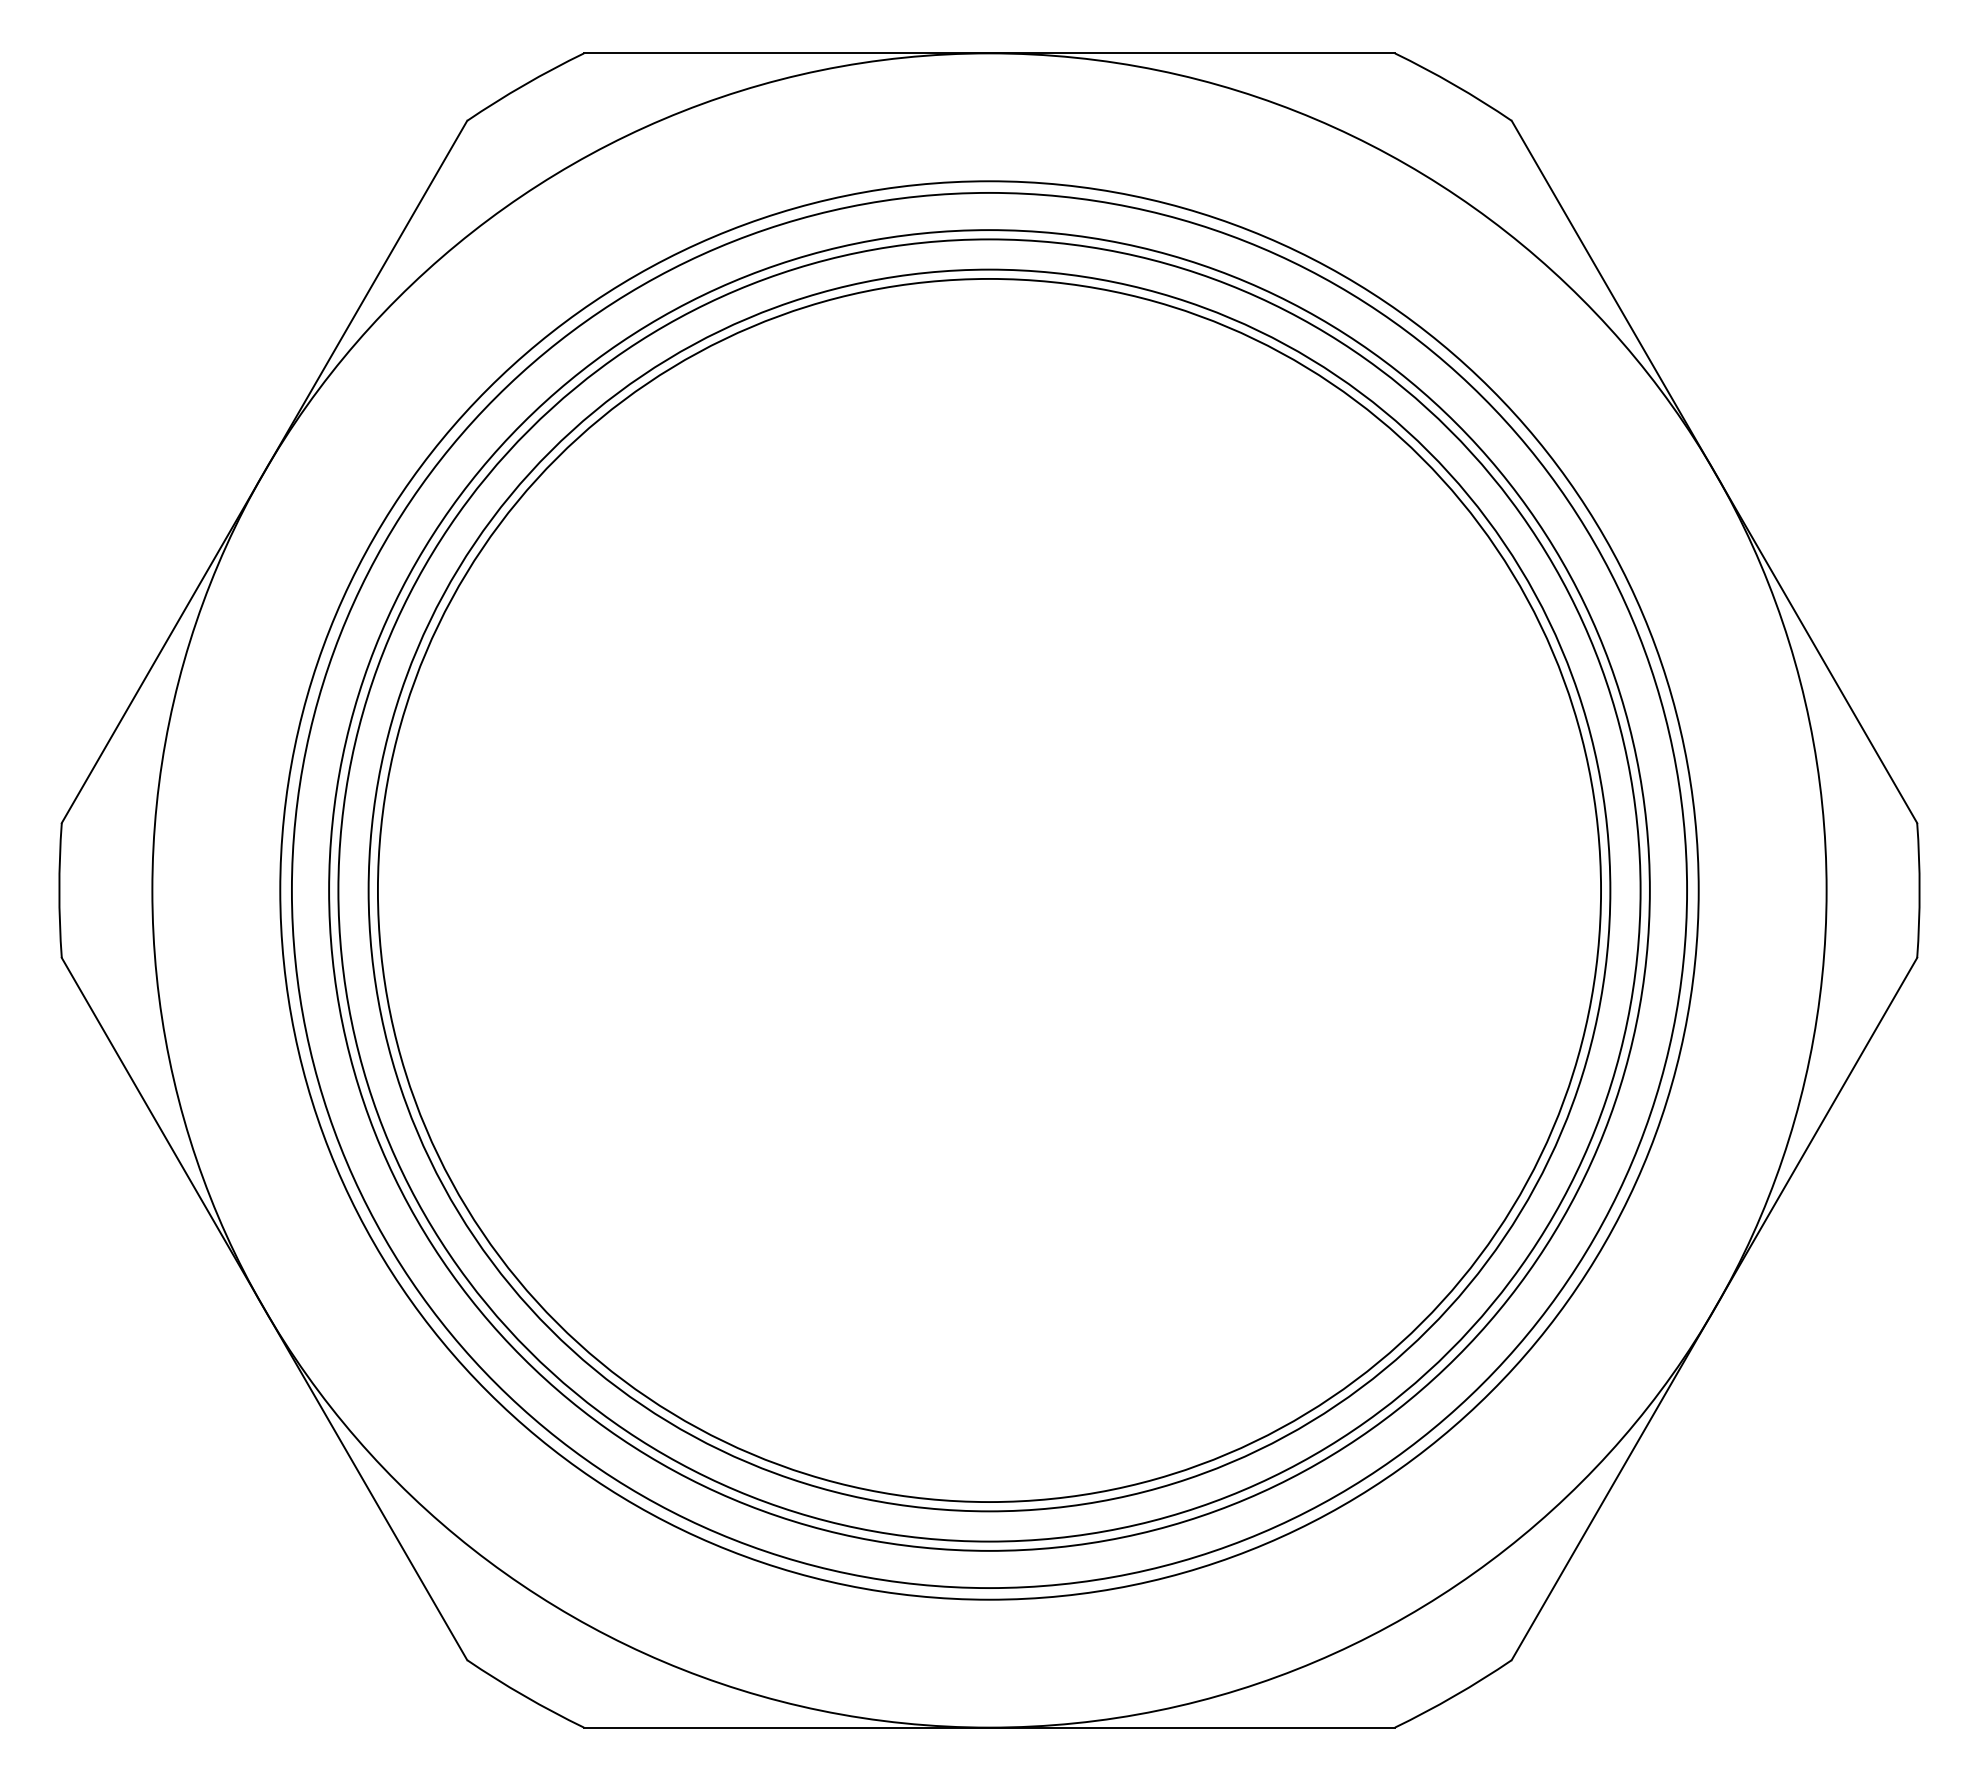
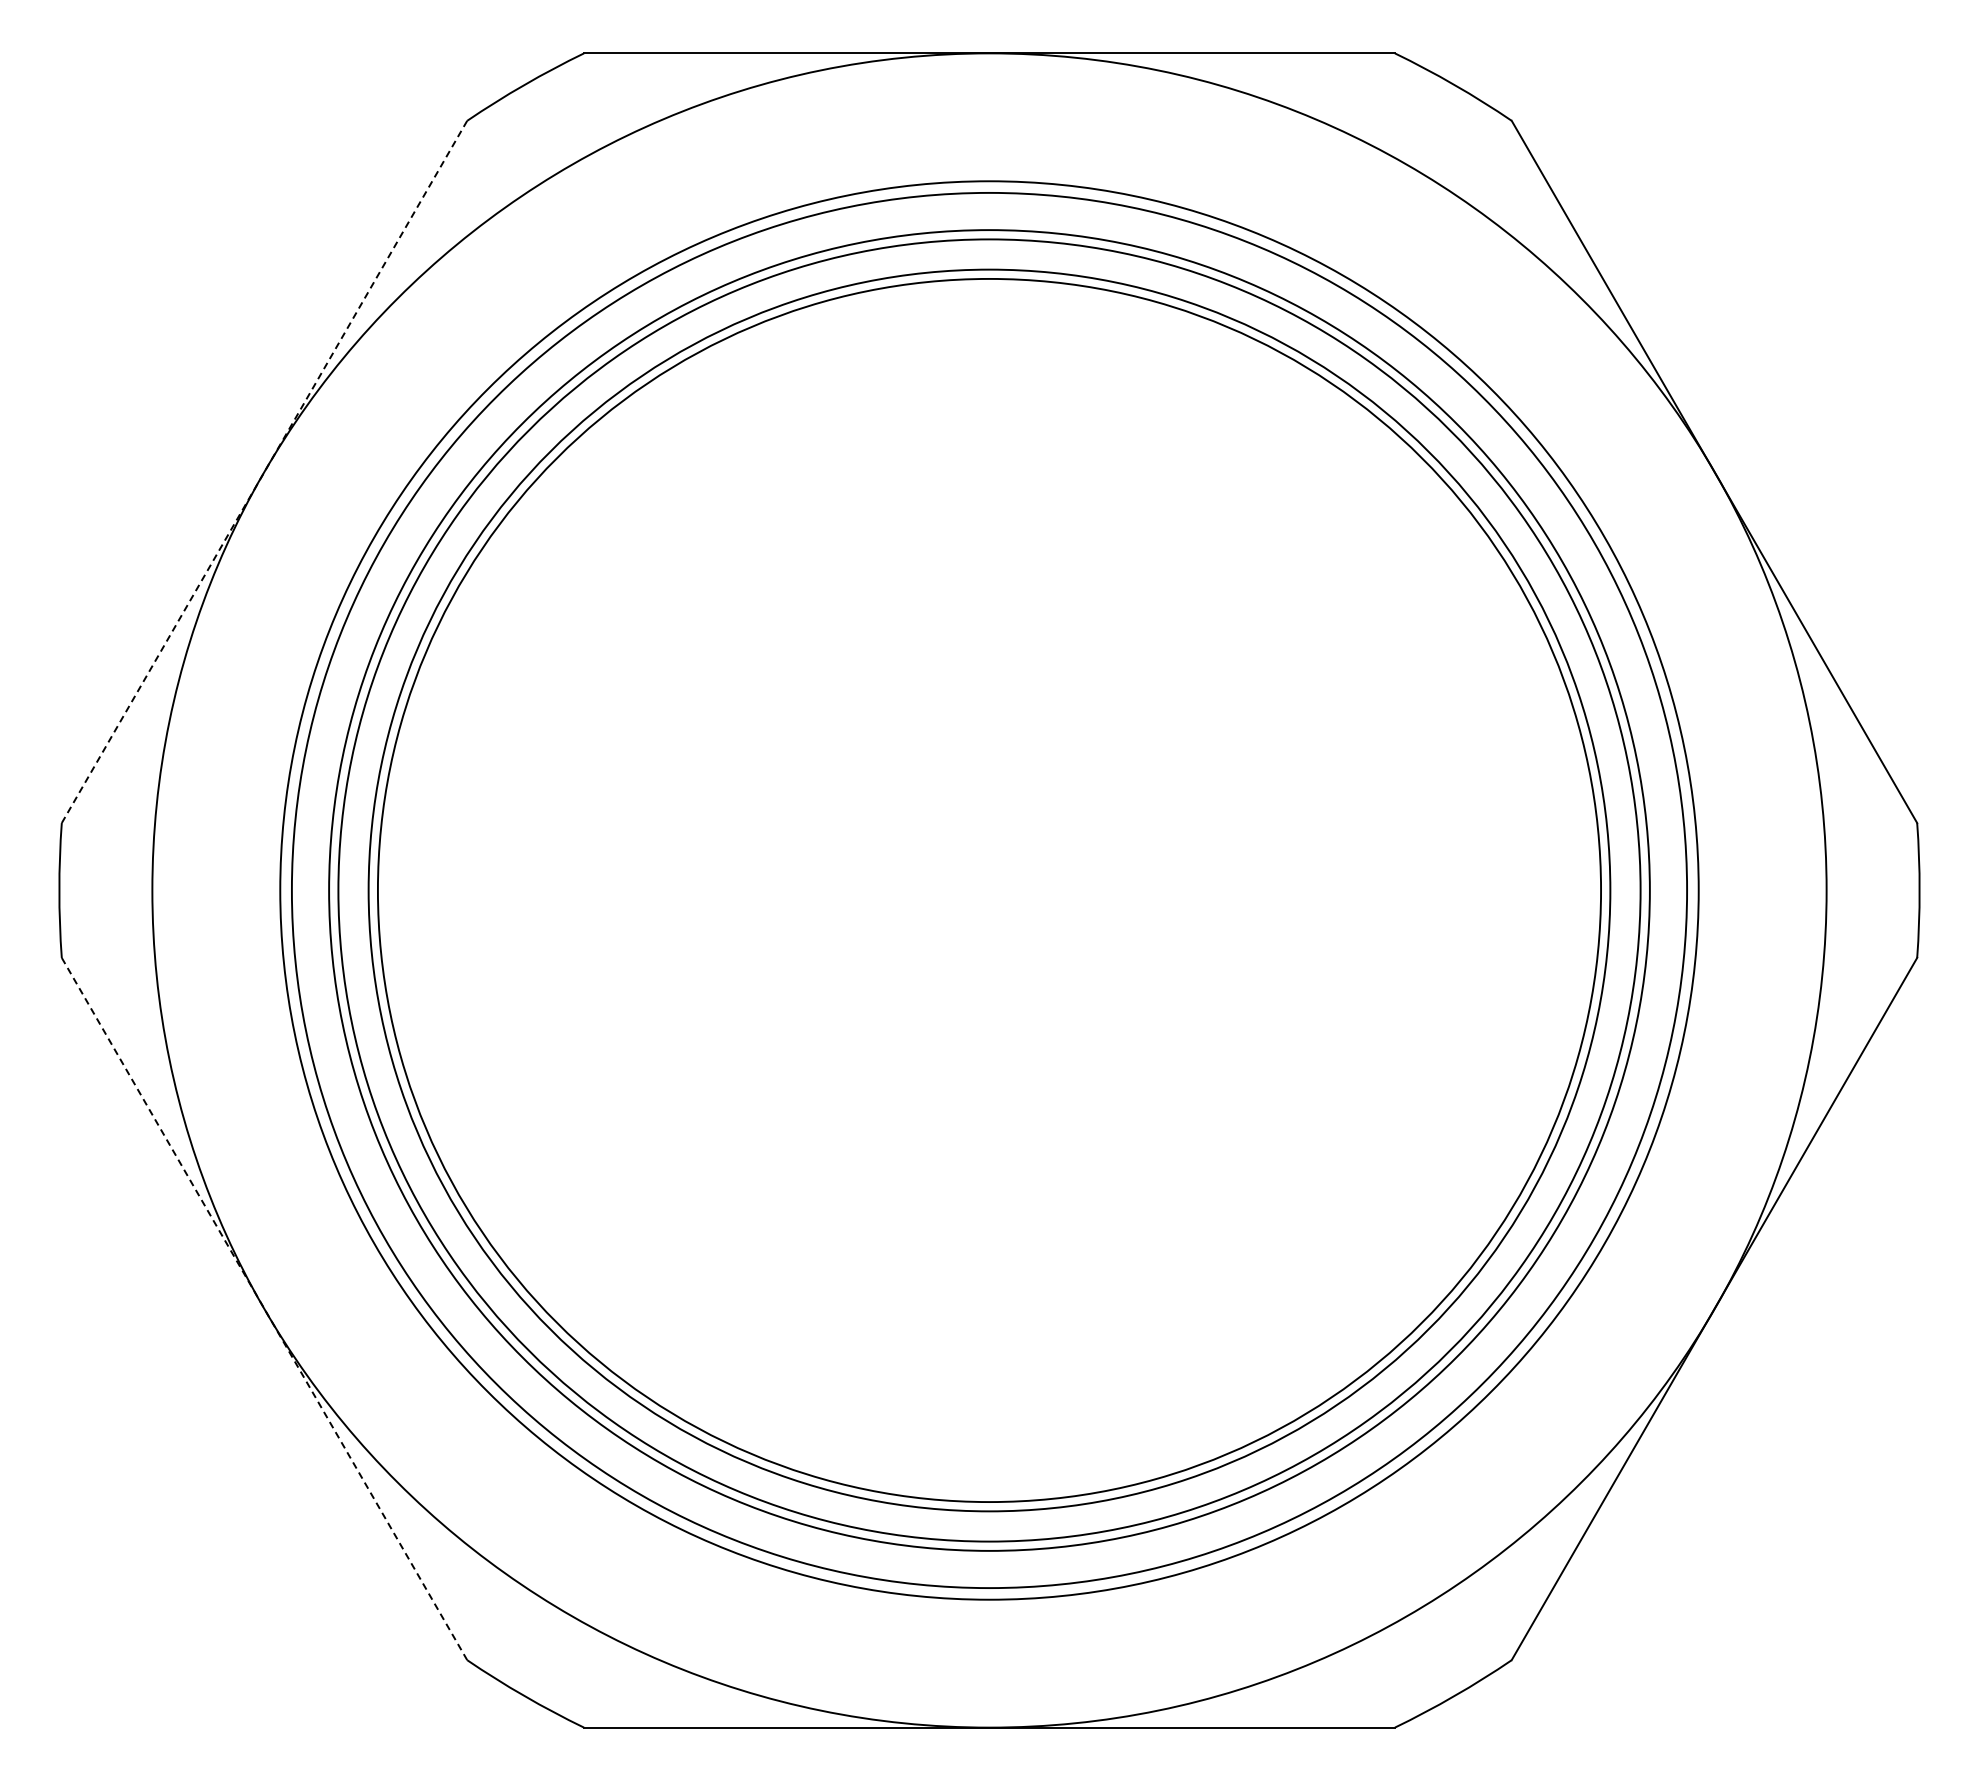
line: solid -> dashed (264, 472)
line: solid -> dashed (264, 1309)
